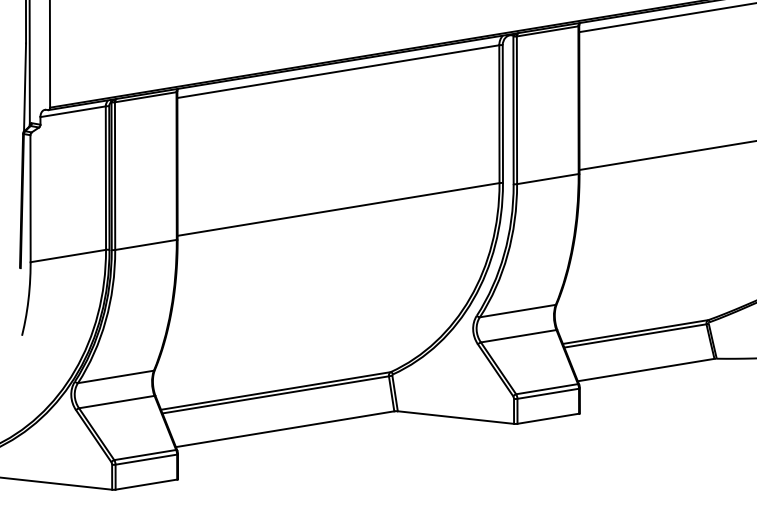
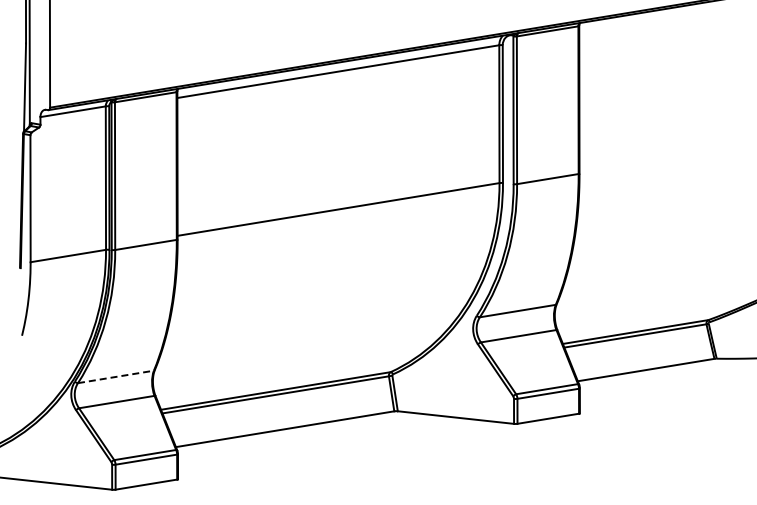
line: present -> none (666, 17)
line: present -> none (666, 155)
line: solid -> dashed (116, 376)
